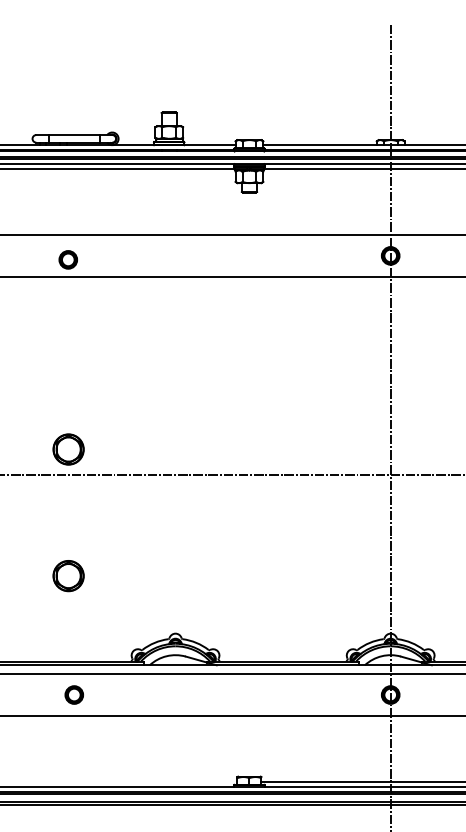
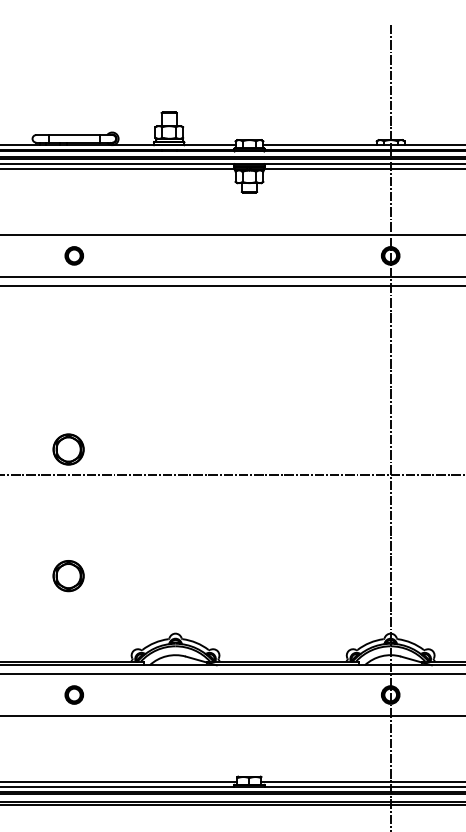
part position: (67, 259) -> (73, 255) (73, 255)
line: none -> present (232, 285)
line: none -> present (119, 781)
